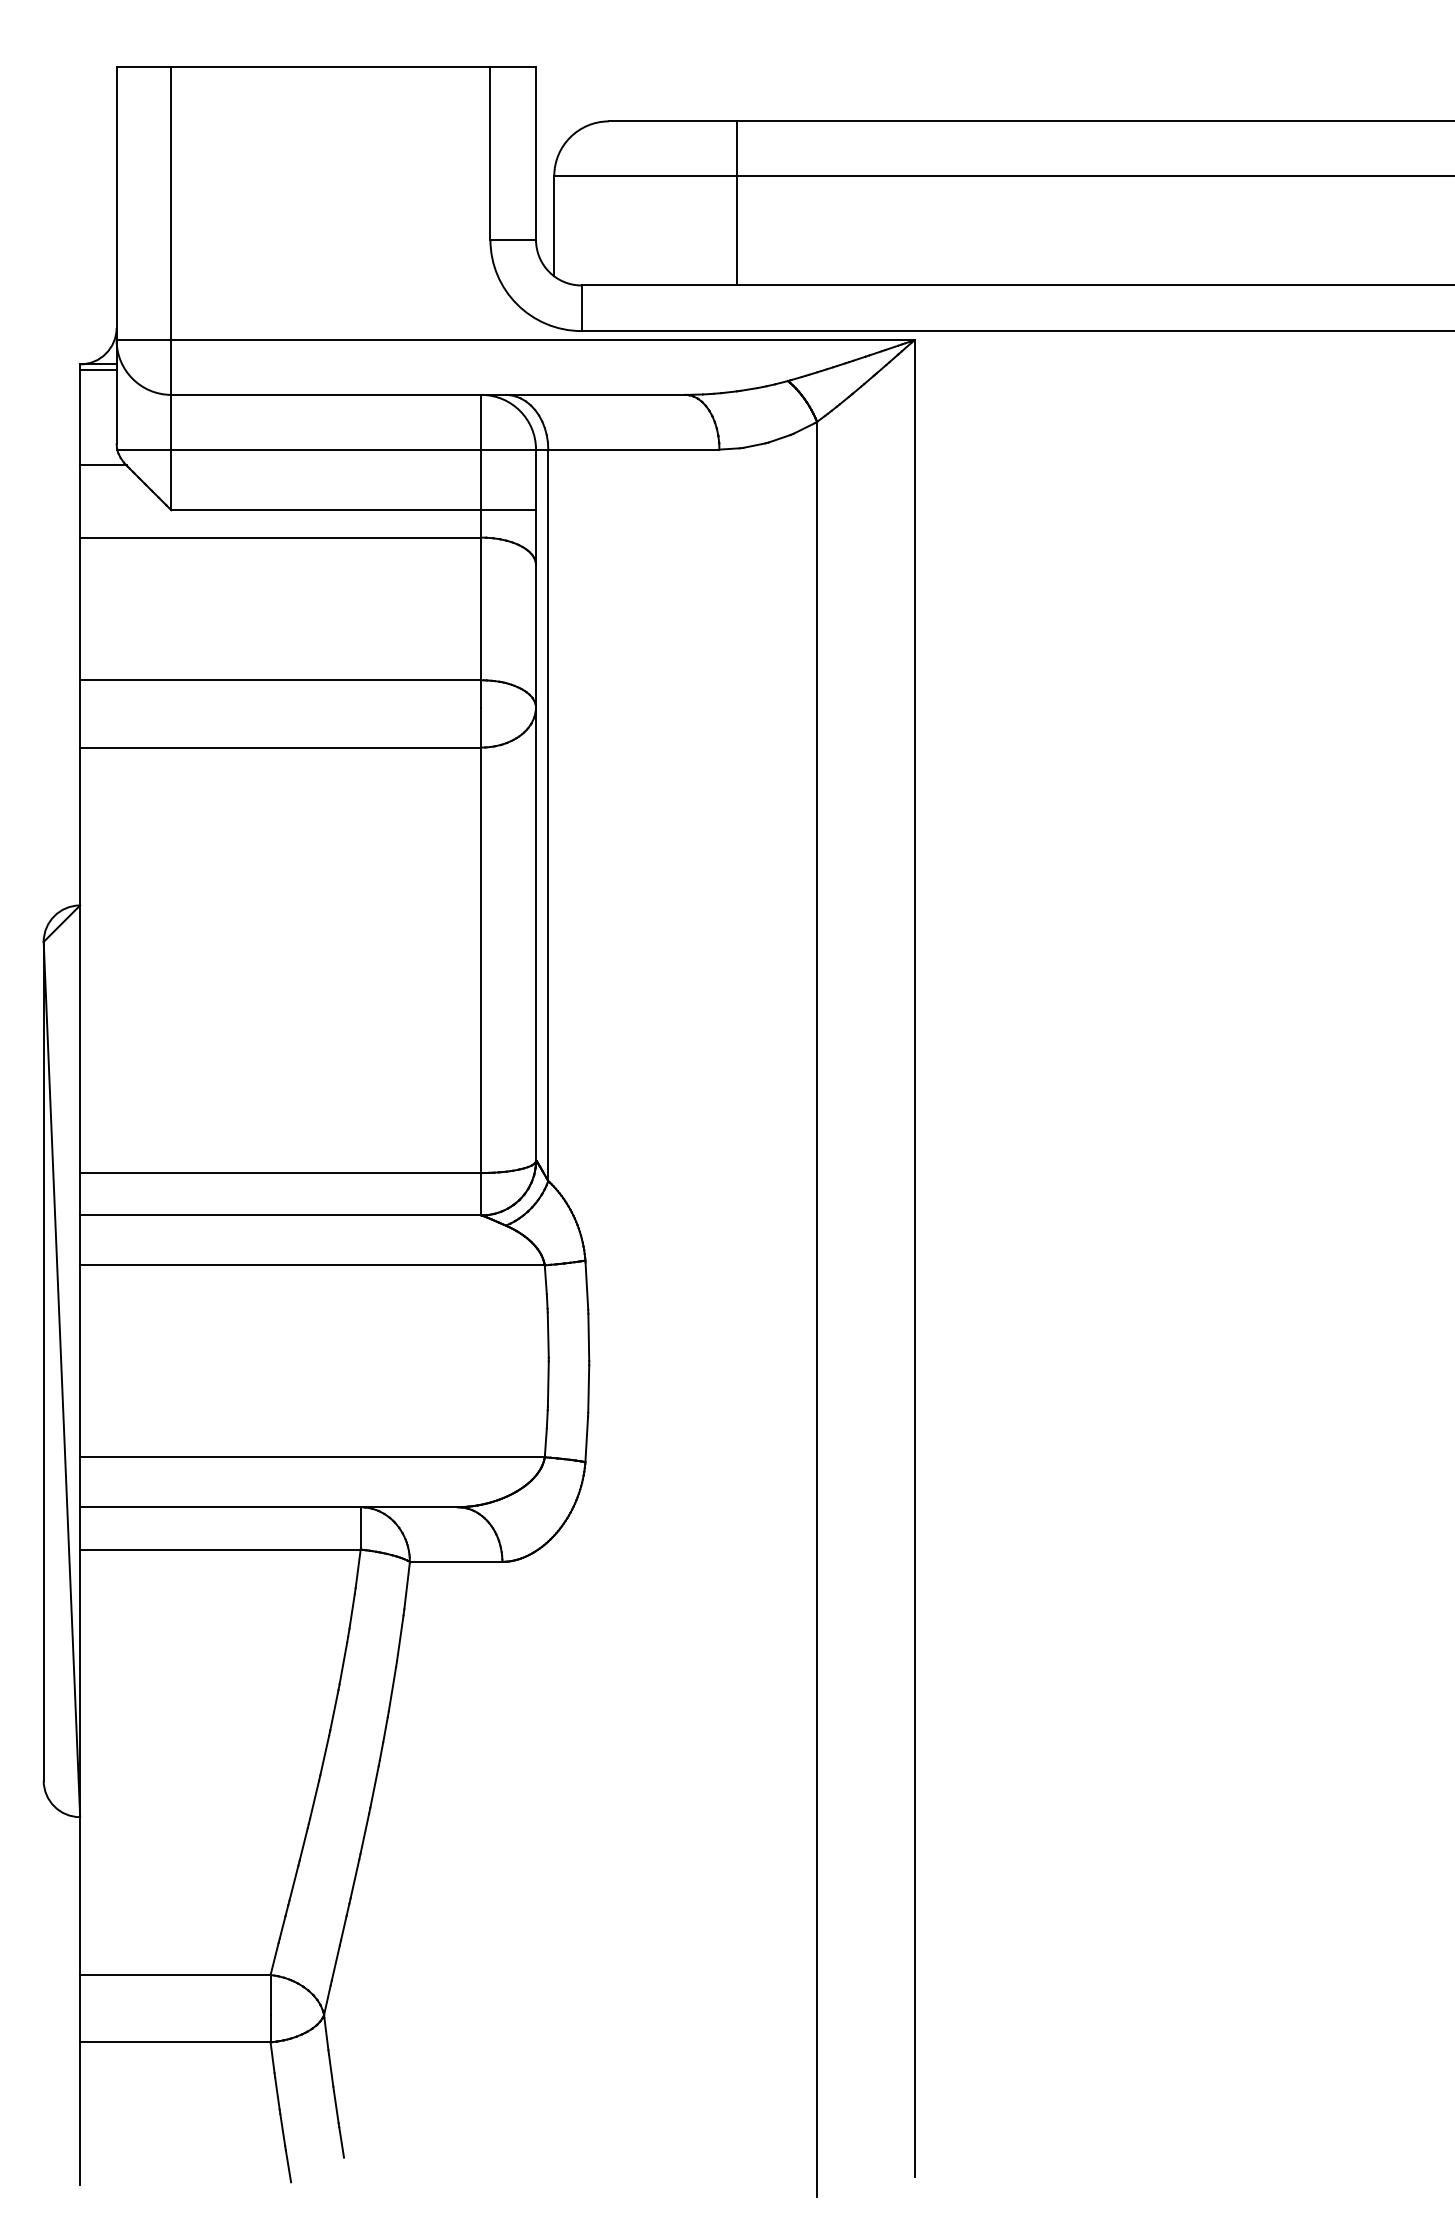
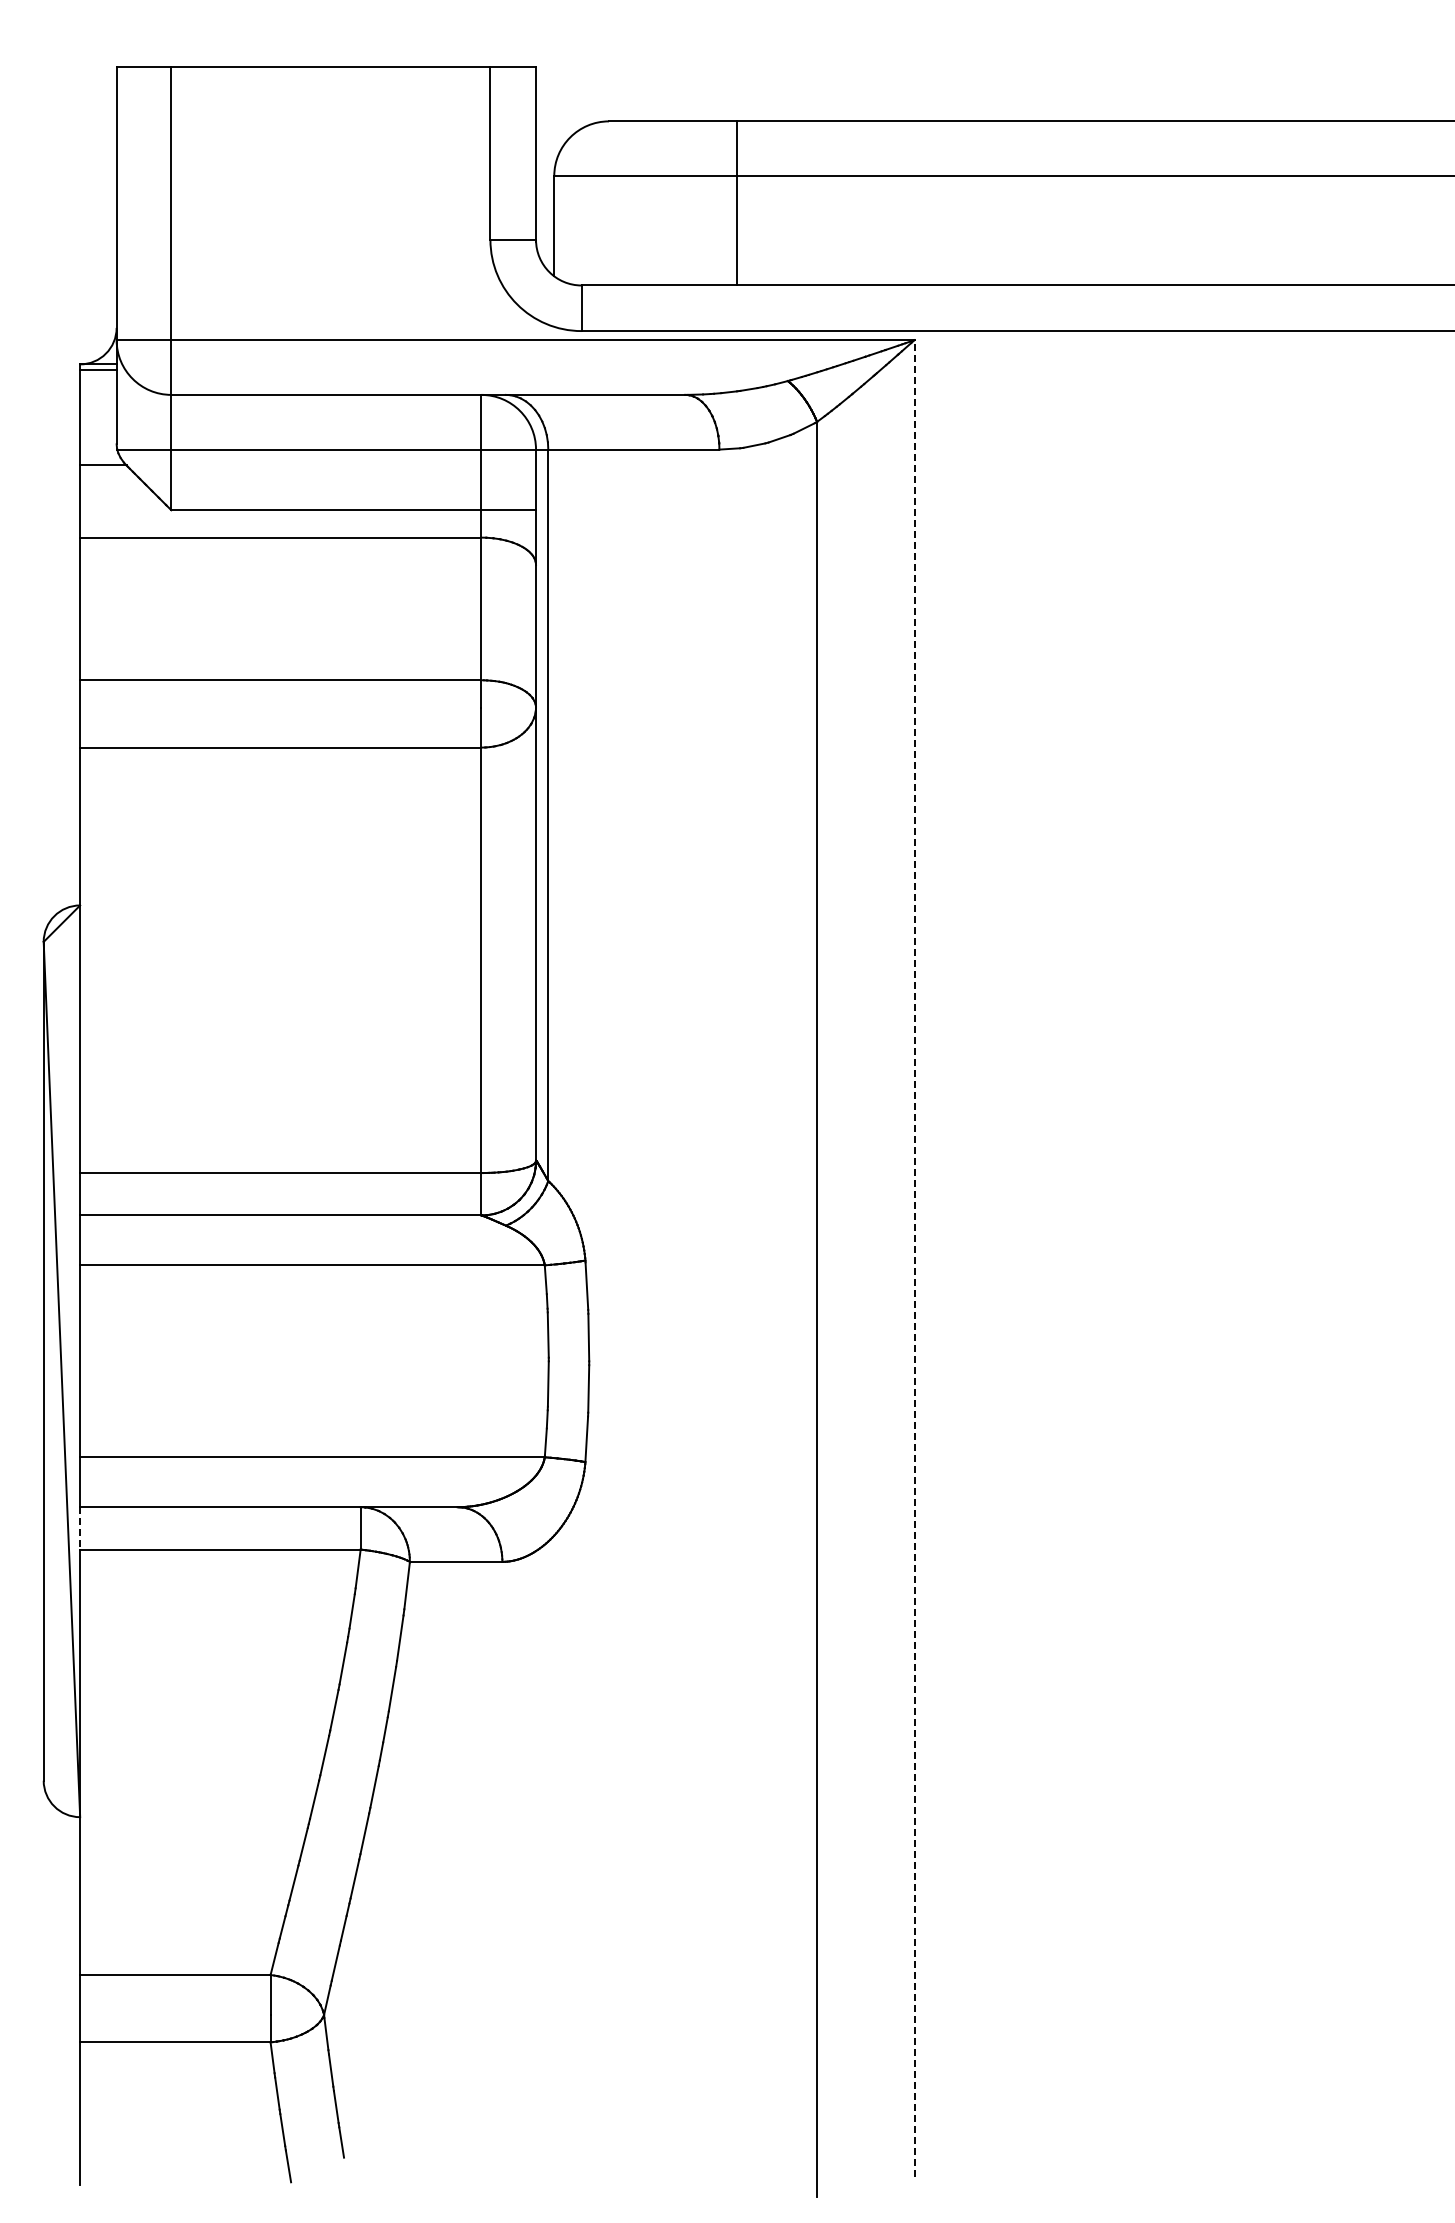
line: solid -> dashed (914, 1258)
line: solid -> dashed (80, 1528)
